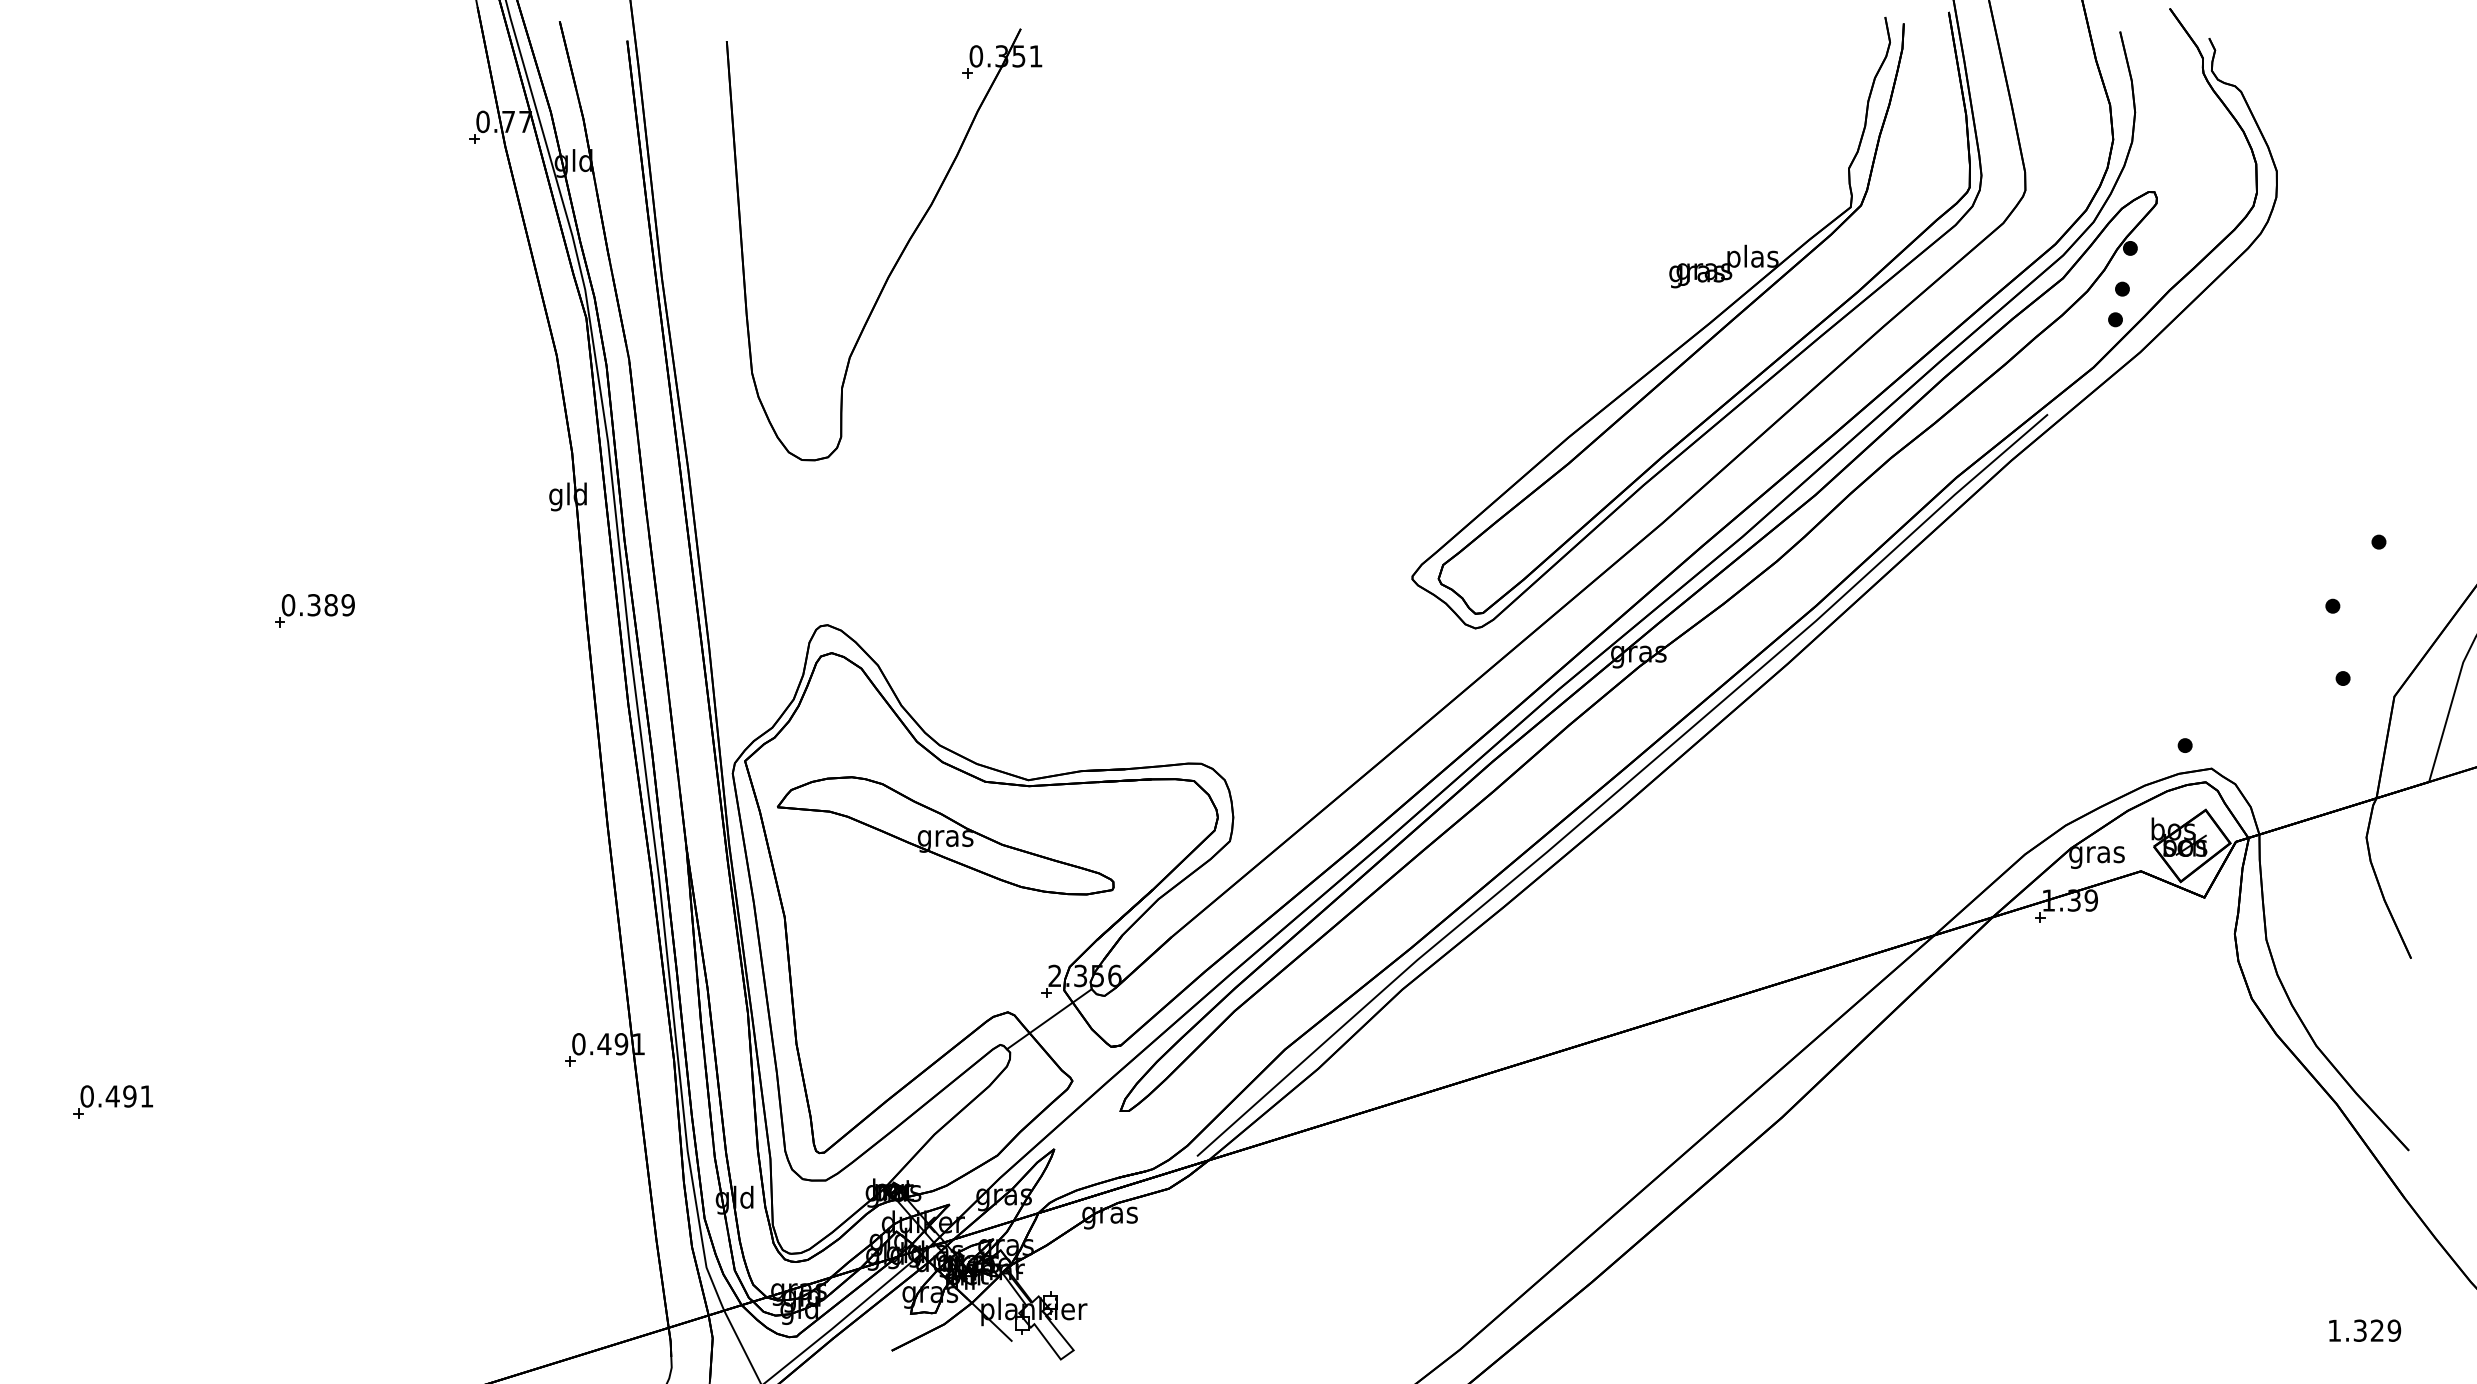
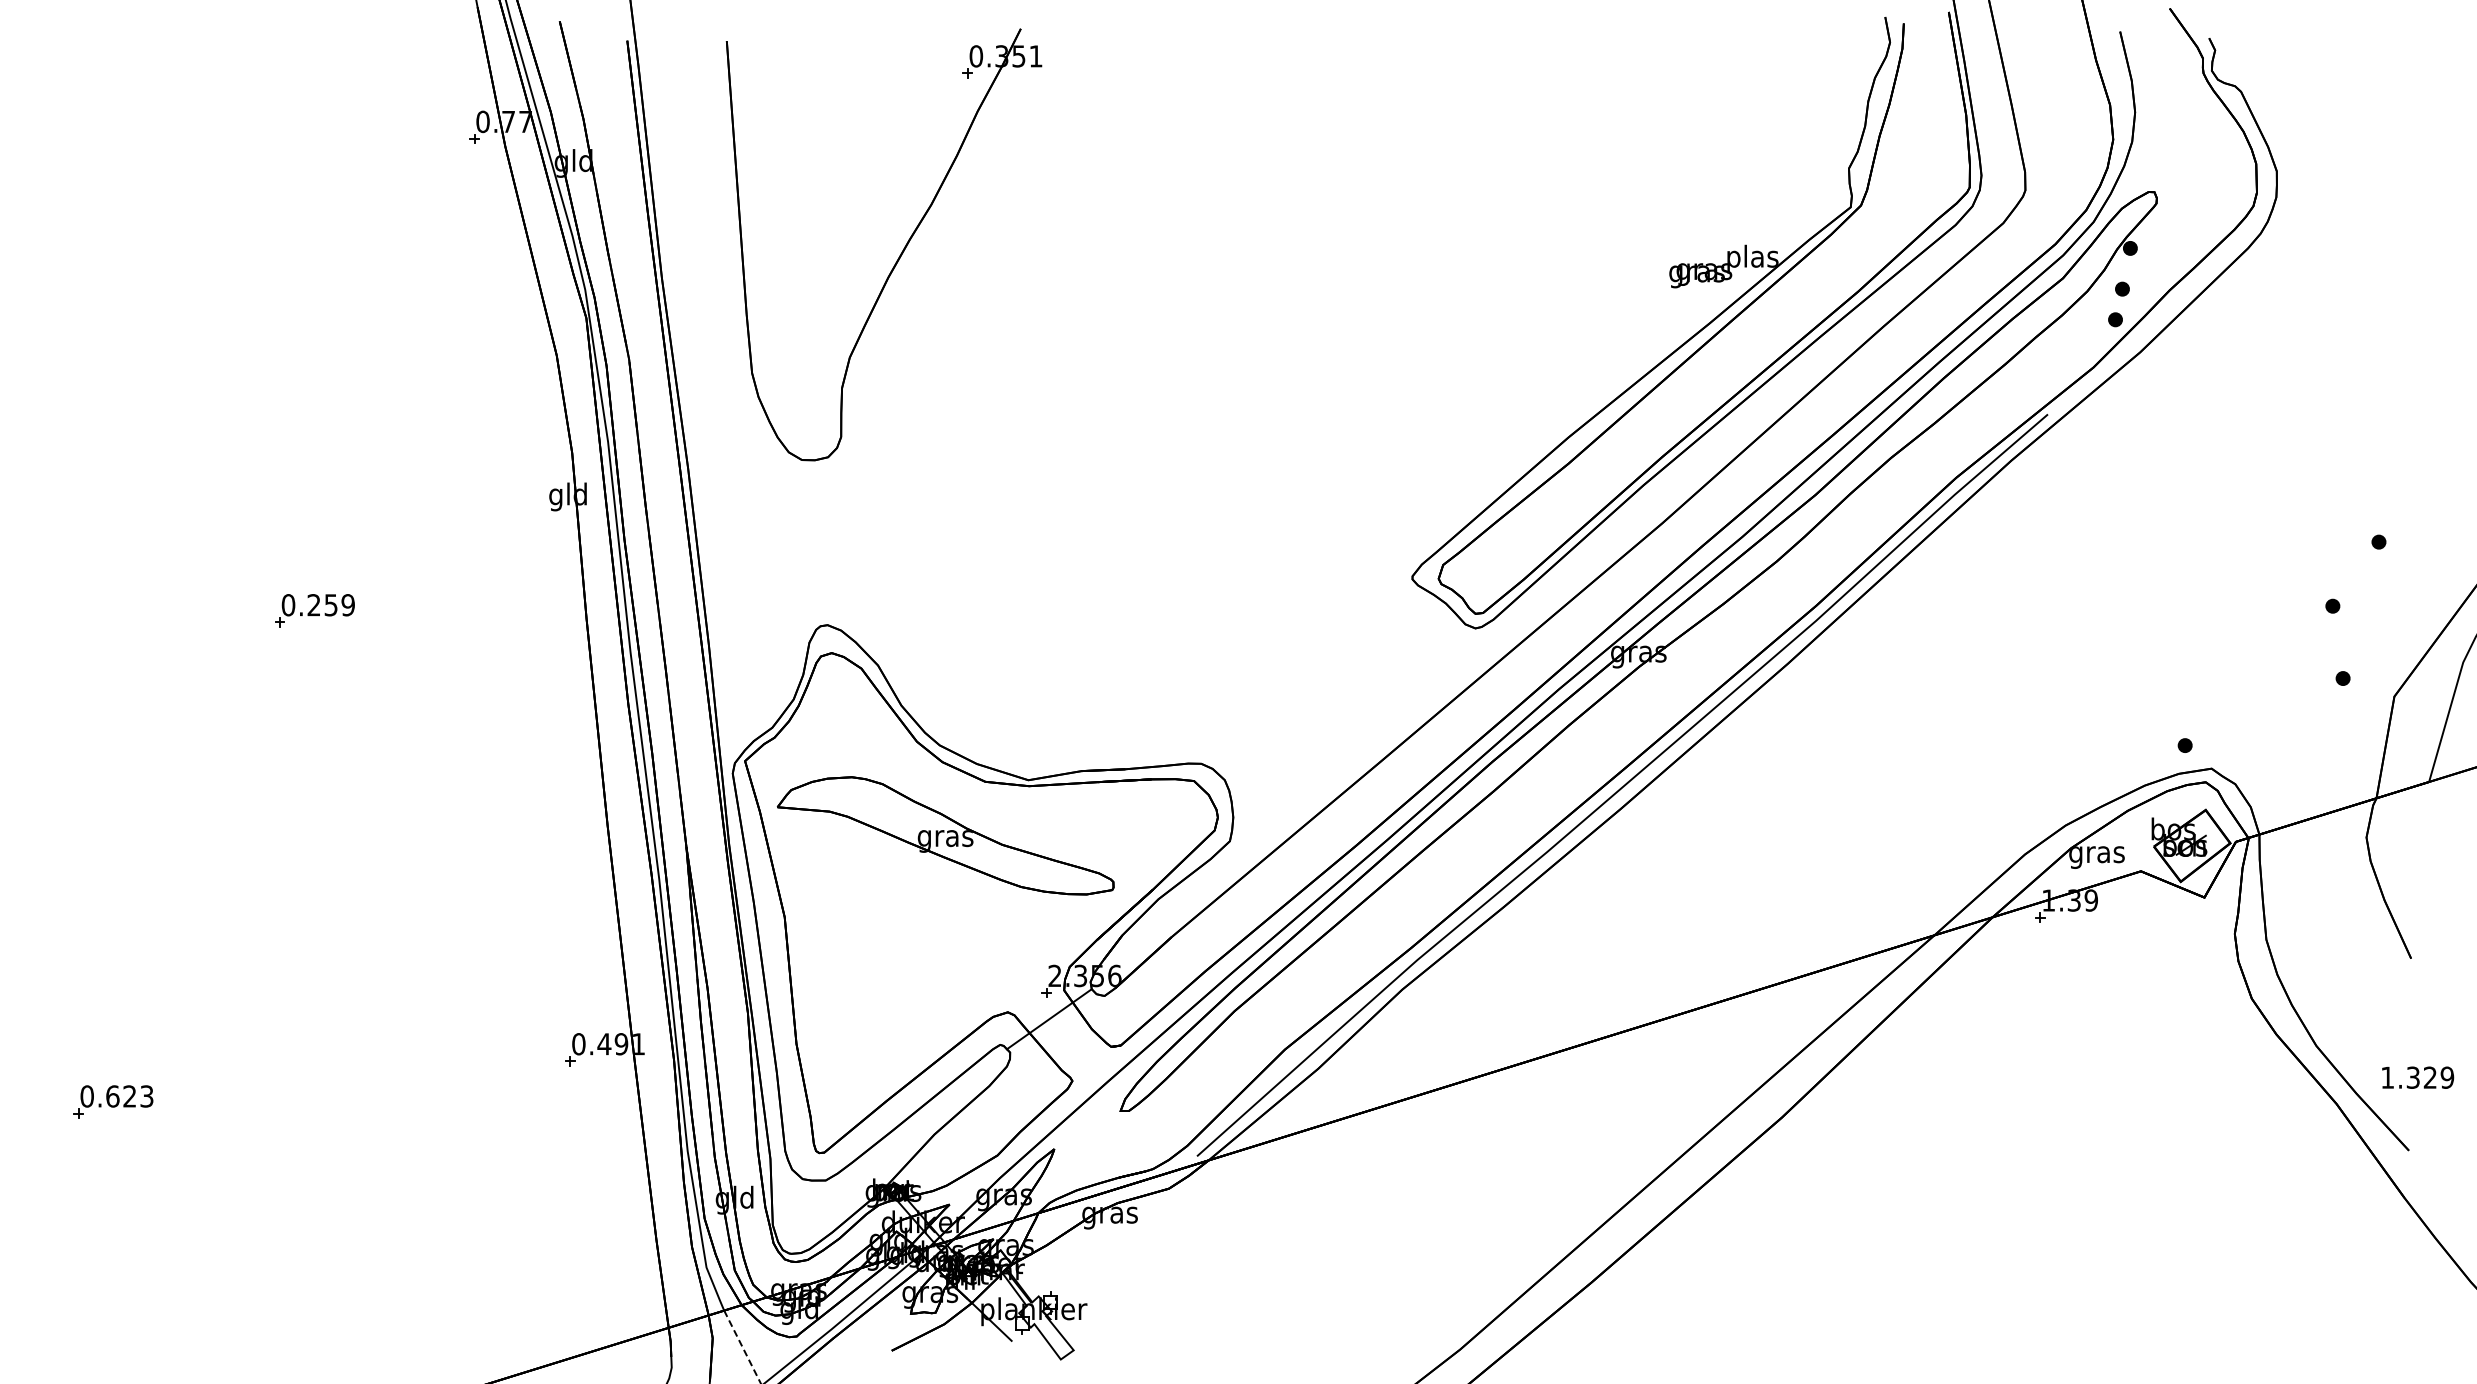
text: 0.389 -> 0.259 (322, 605)
text: 0.491 -> 0.623 (129, 1096)
text position: (2365, 1330) -> (2418, 1077) (2418, 1077)
line: solid -> dashed (742, 1347)
